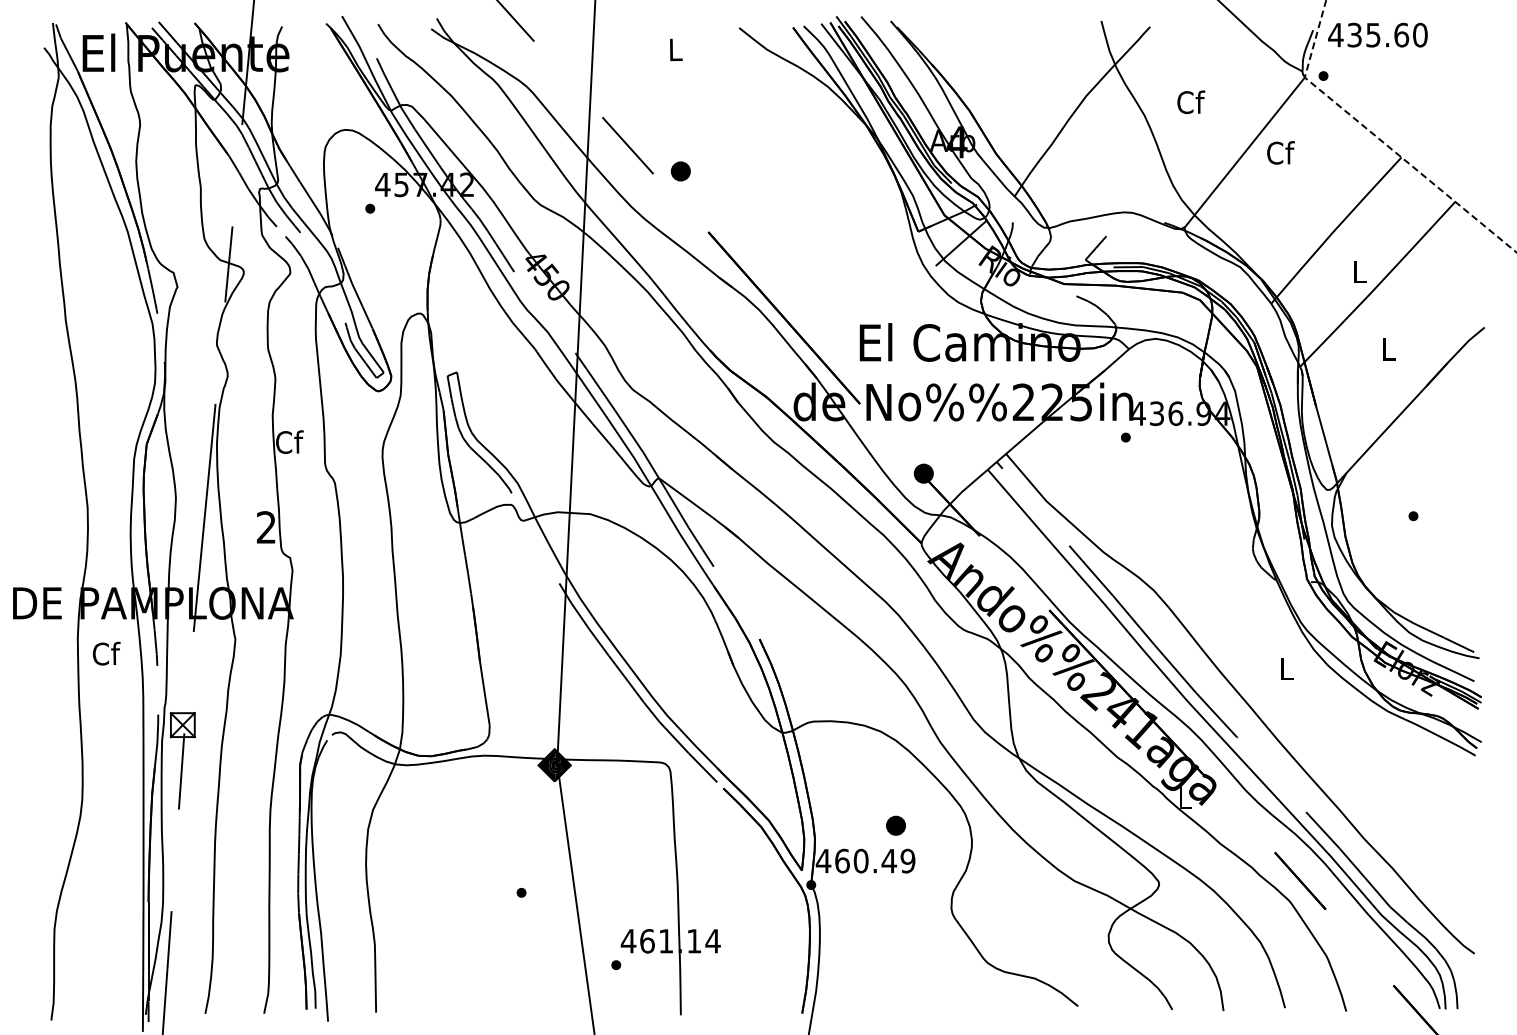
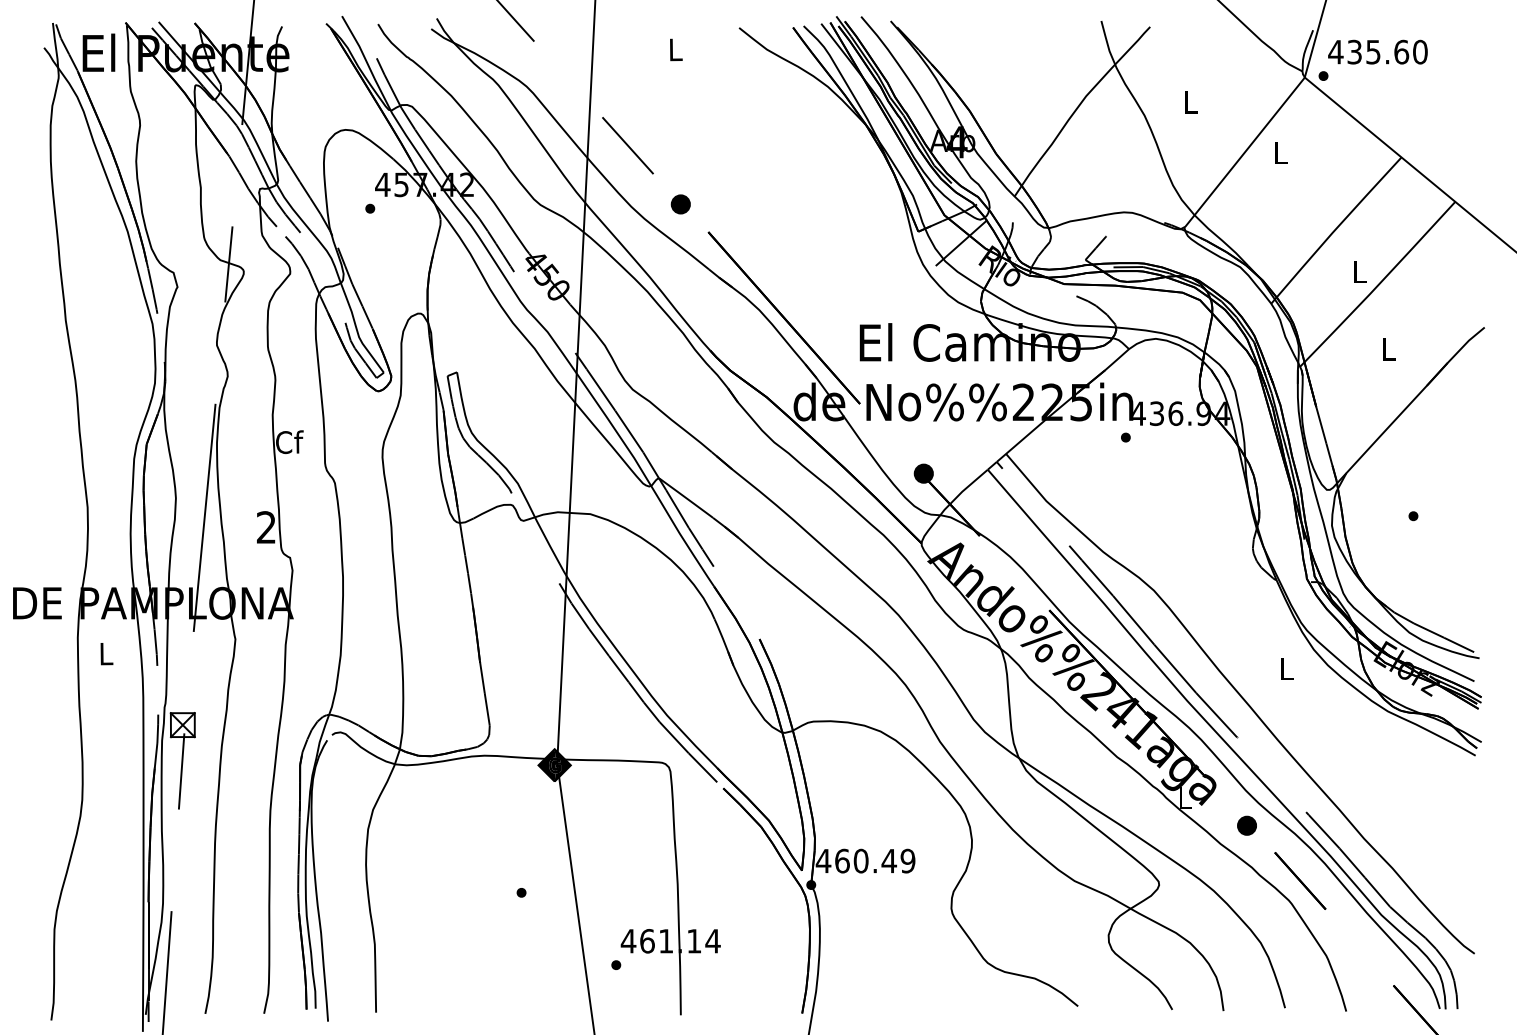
text position: (1377, 34) -> (1377, 51) (1377, 51)
text: Cf -> L (1191, 102)
line: dashed -> solid (1379, 139)
text: Cf -> L (1280, 152)
part position: (680, 171) -> (680, 204) (680, 204)
text: Cf -> L (106, 653)
part position: (895, 825) -> (1246, 825) (1246, 825)
